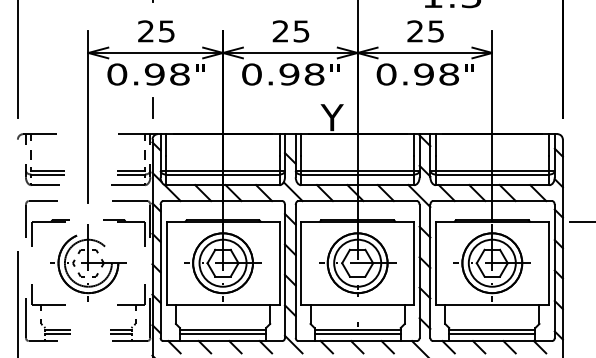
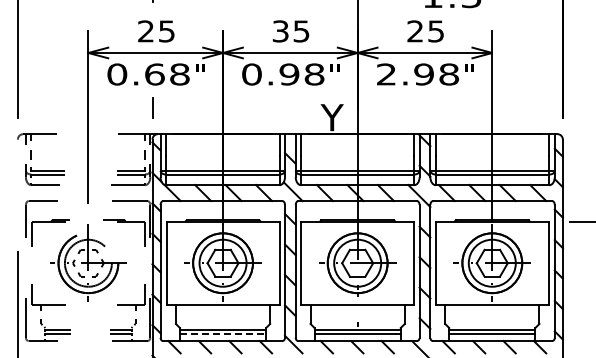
text: 25 -> 35 (280, 31)
text: 0.98 -> 0.68 (154, 74)
text: 0.98 -> 2.98 (386, 74)
line: solid -> dashed (223, 334)
